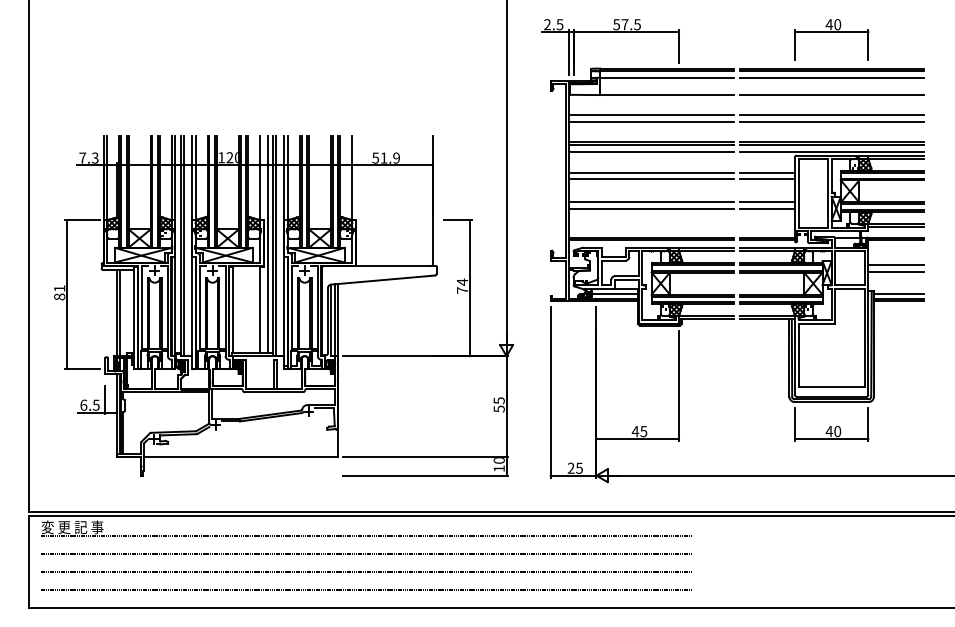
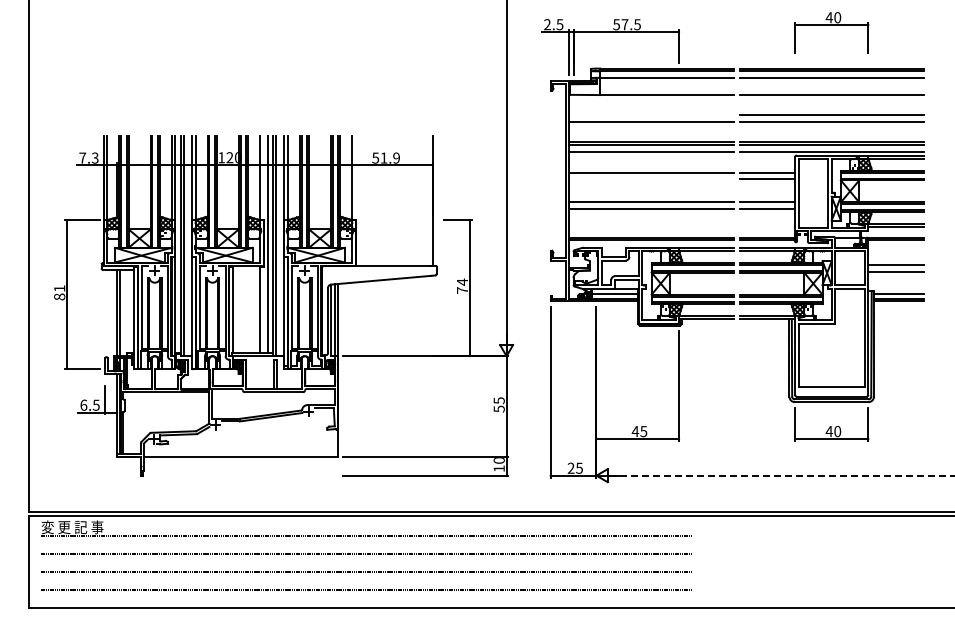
part position: (831, 32) -> (831, 25) (831, 25)
line: present -> none (651, 115)
line: present -> none (651, 179)
line: solid -> dashed (782, 475)
